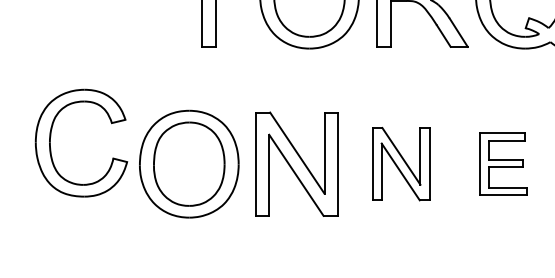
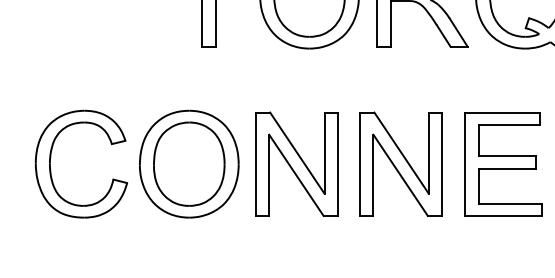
part position: (51, 136) -> (51, 157) (51, 157)
part size: 49x64 px -> 79x105 px (503, 164)
part size: 59x75 px -> 84x106 px (400, 163)
